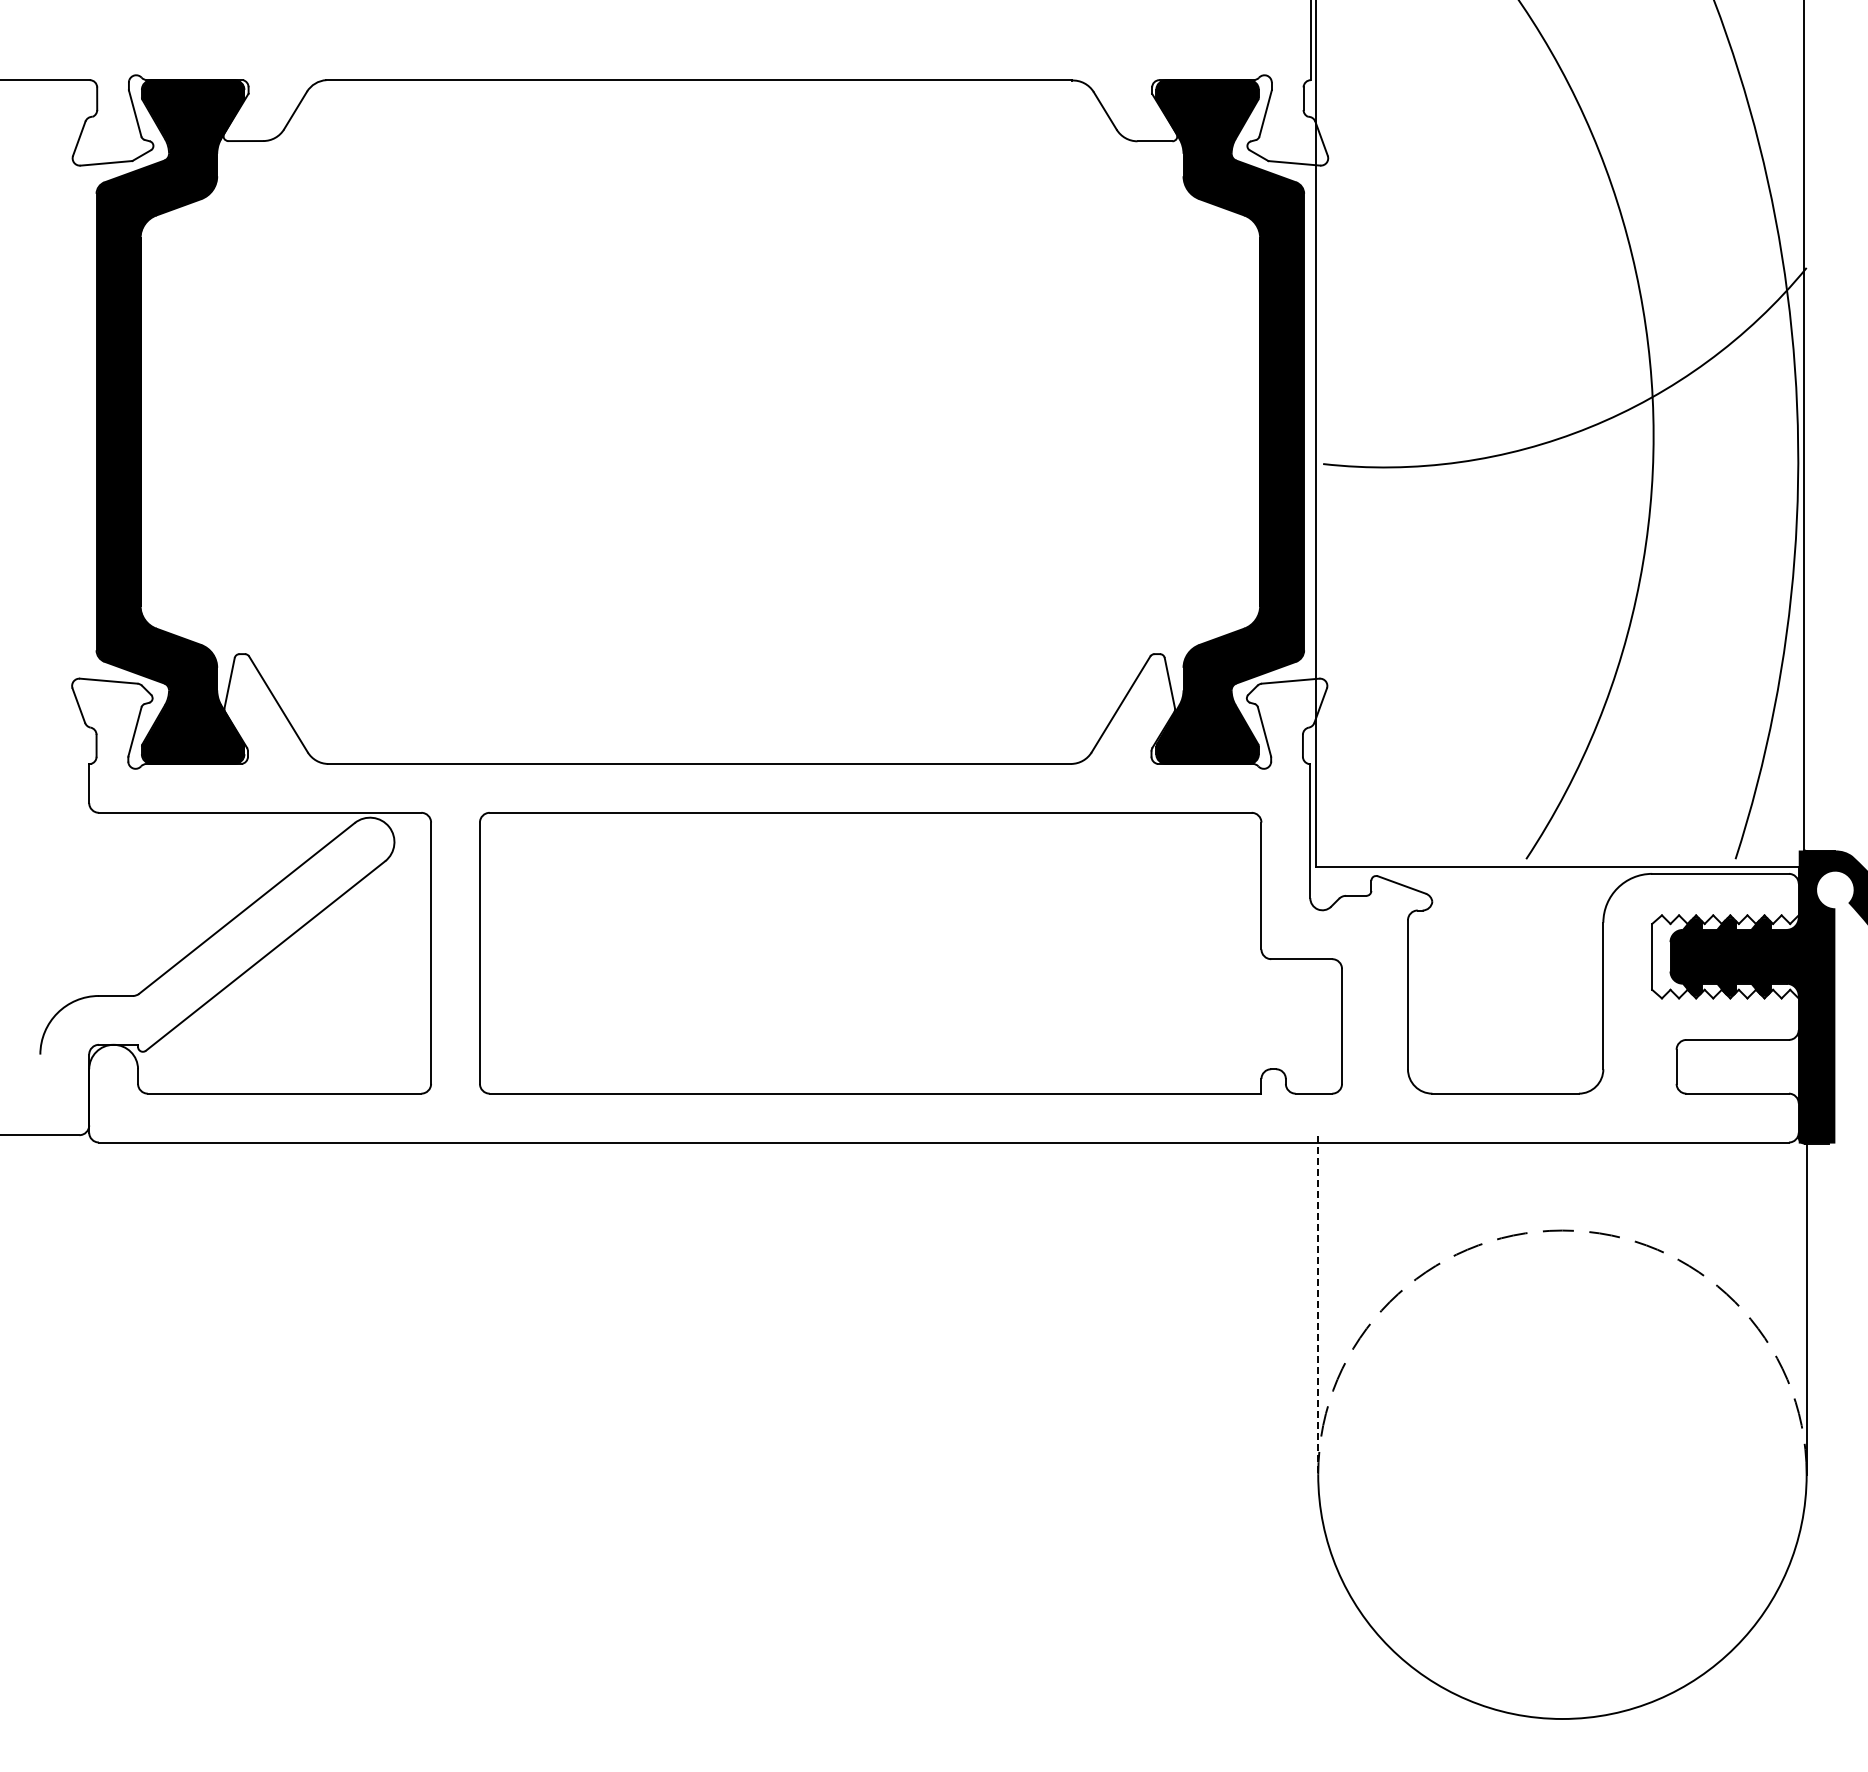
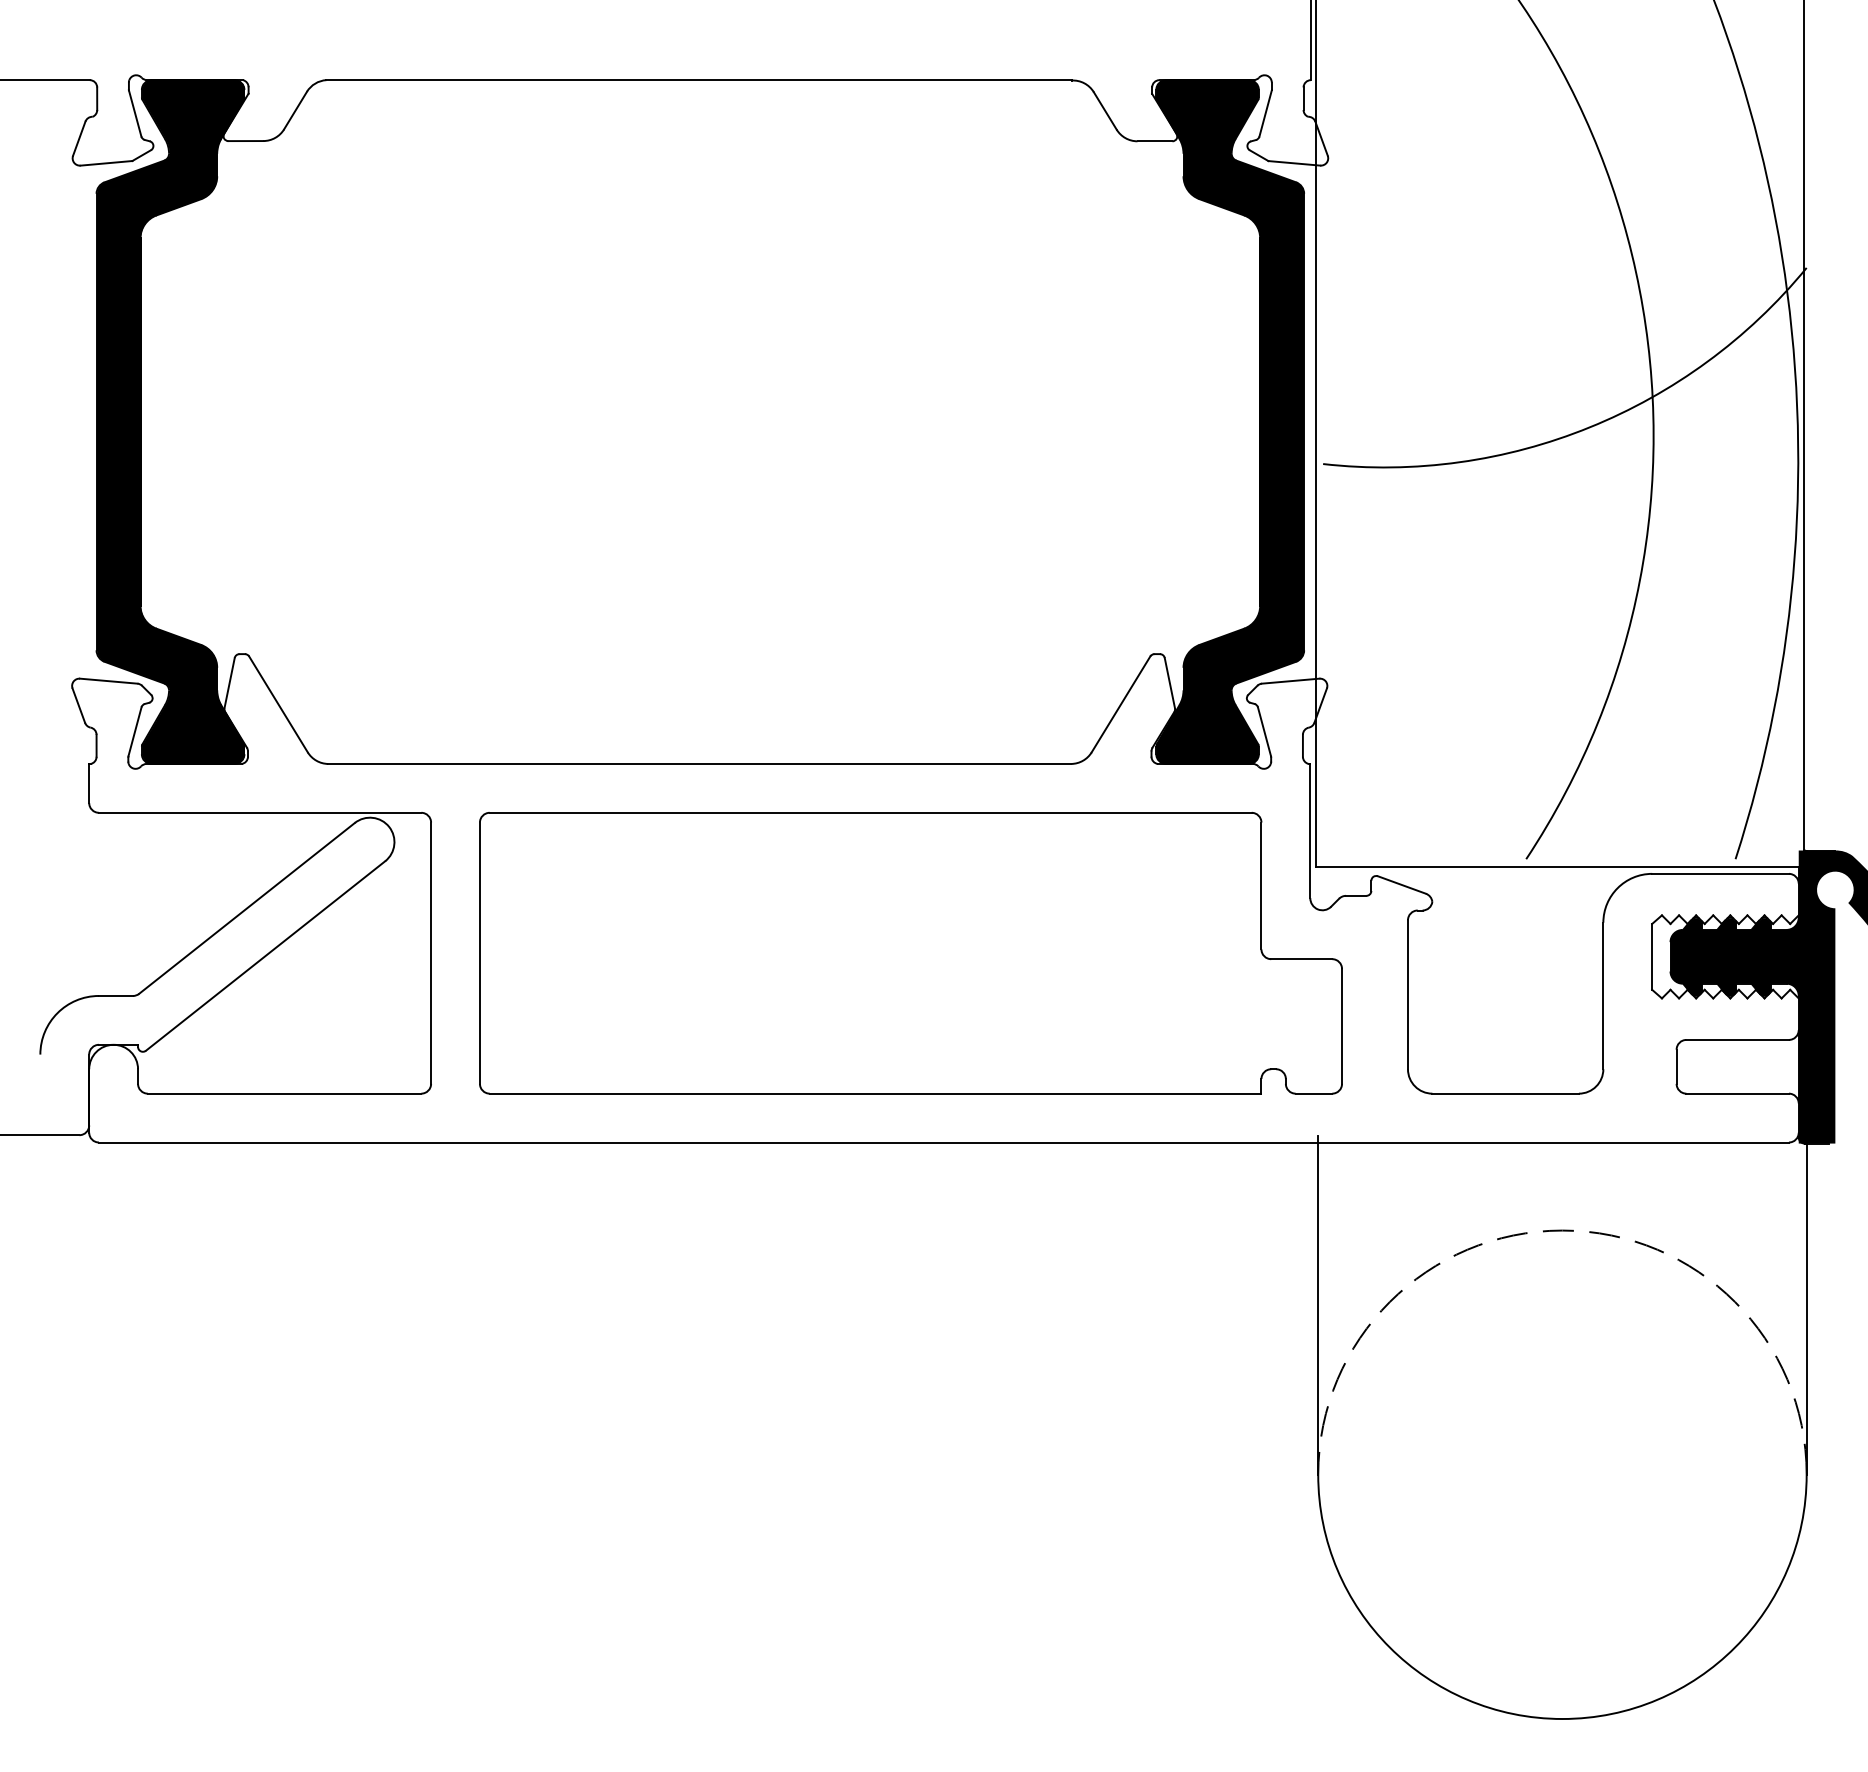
line: dashed -> solid (1318, 1306)
